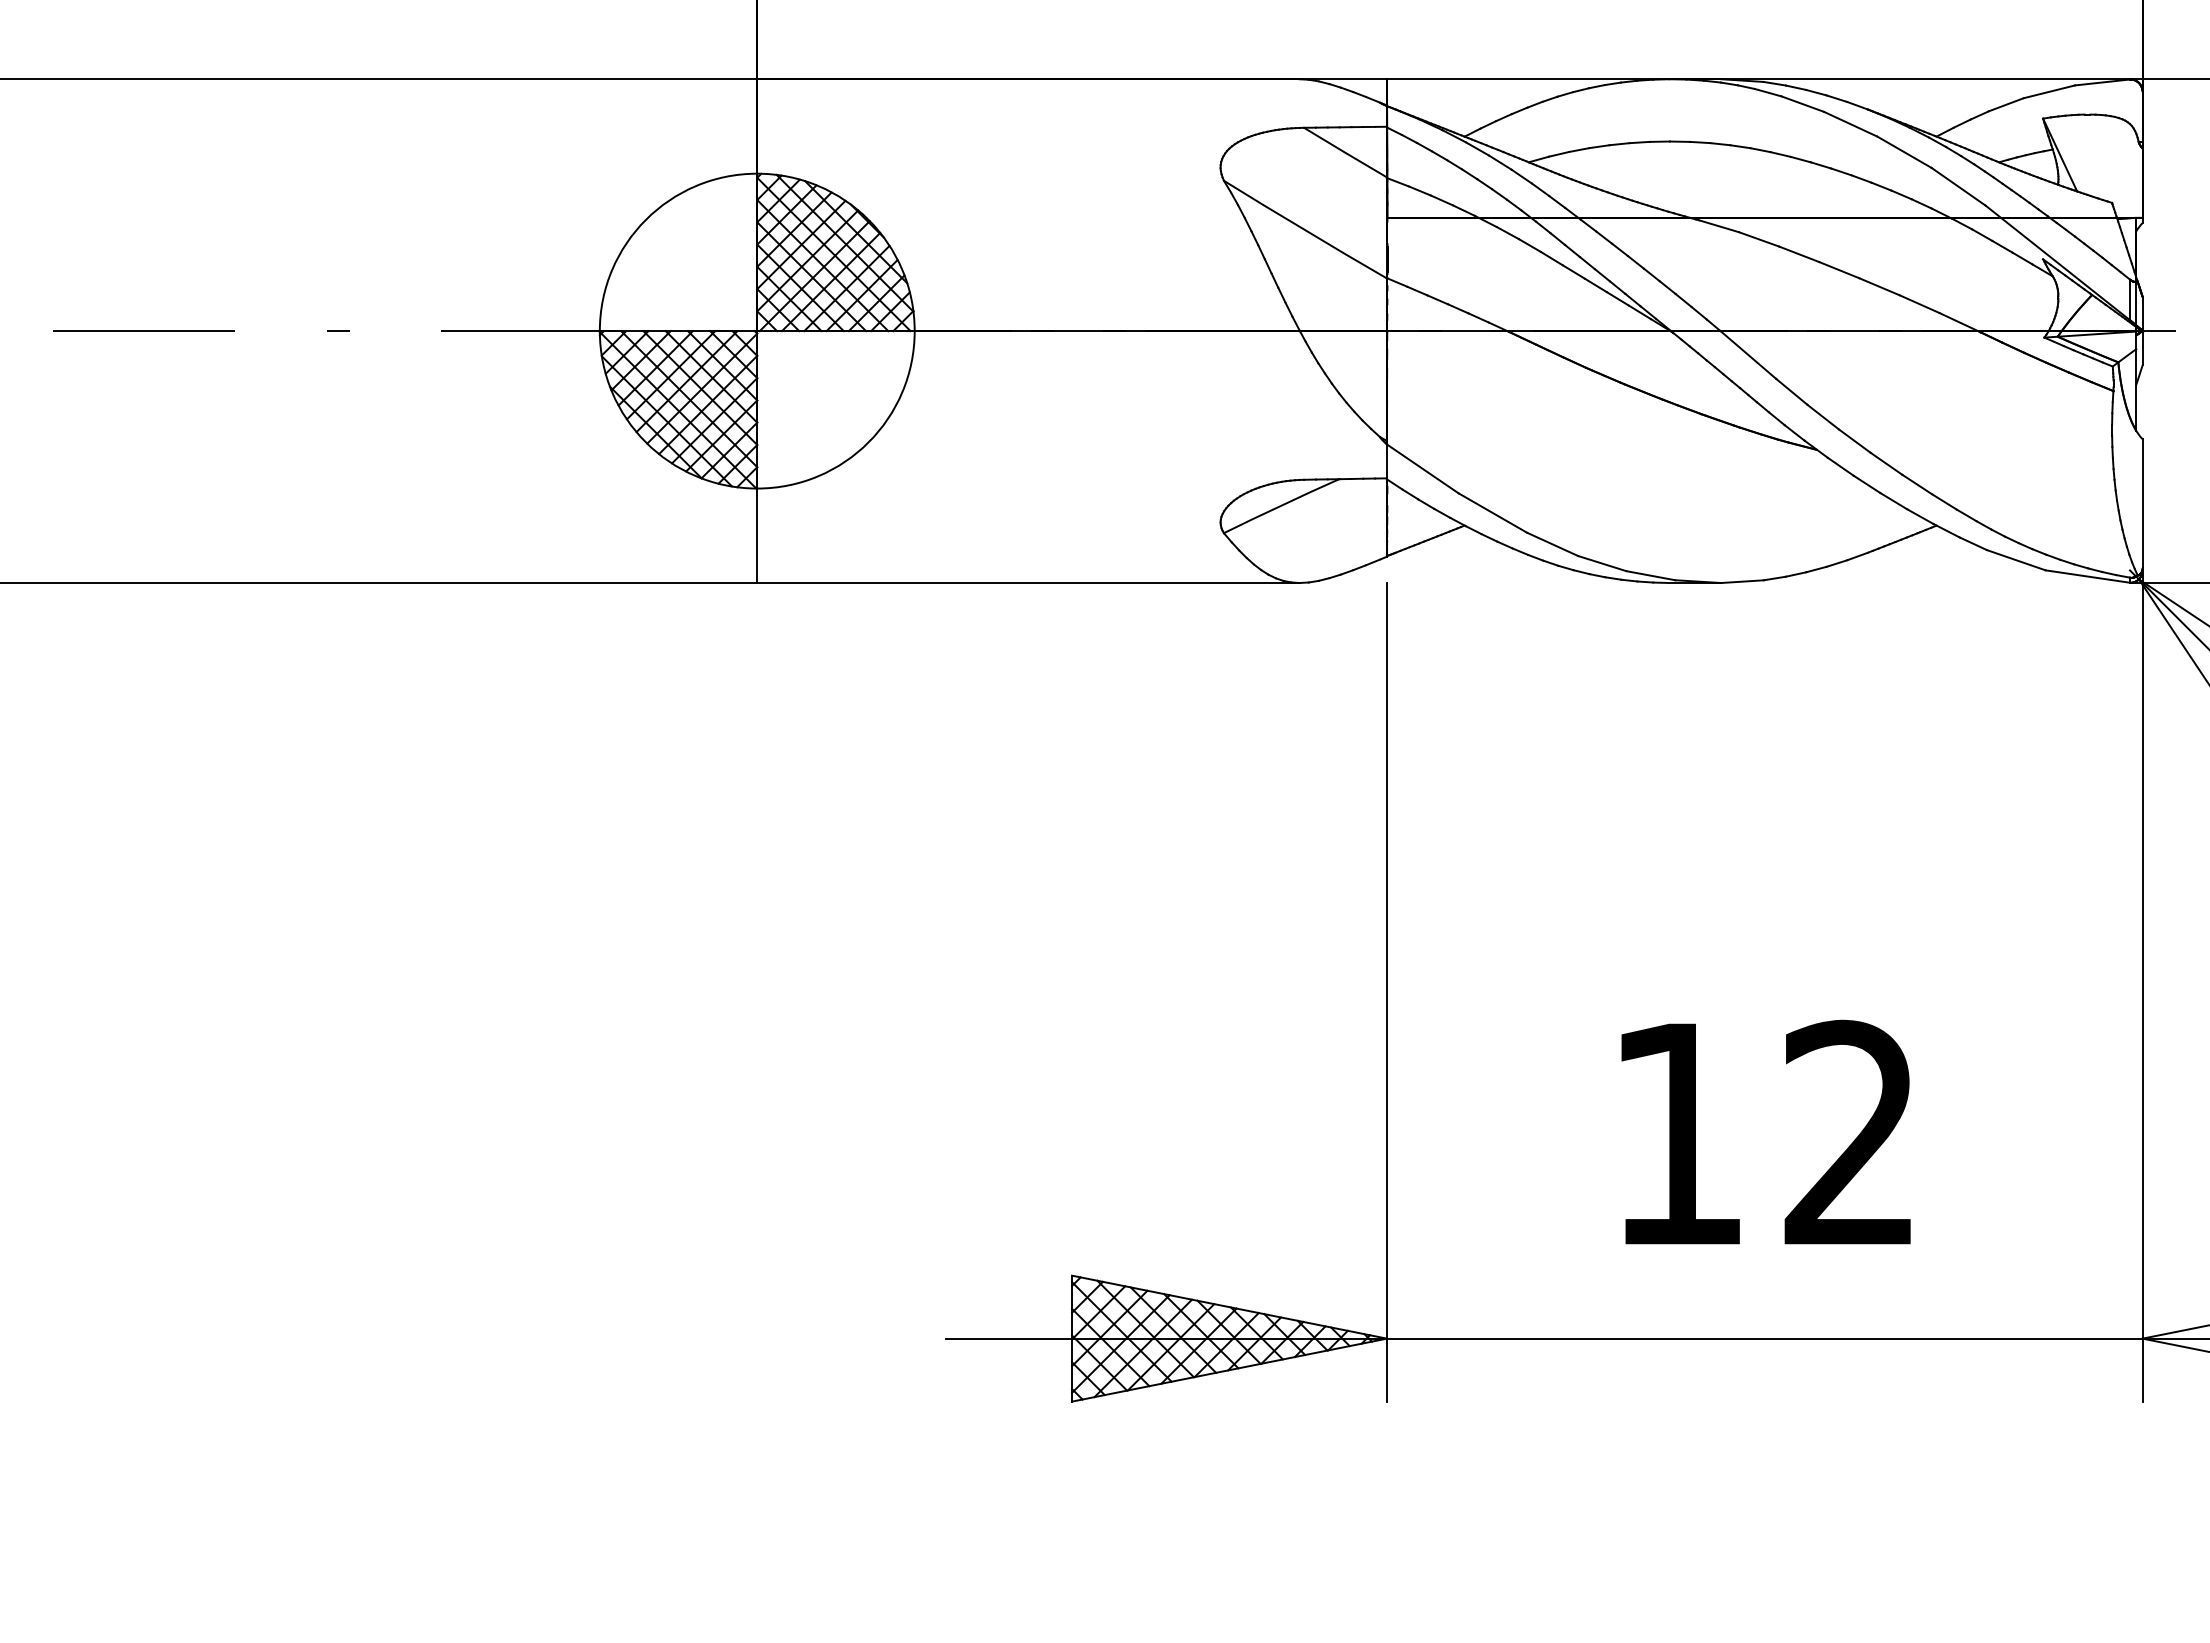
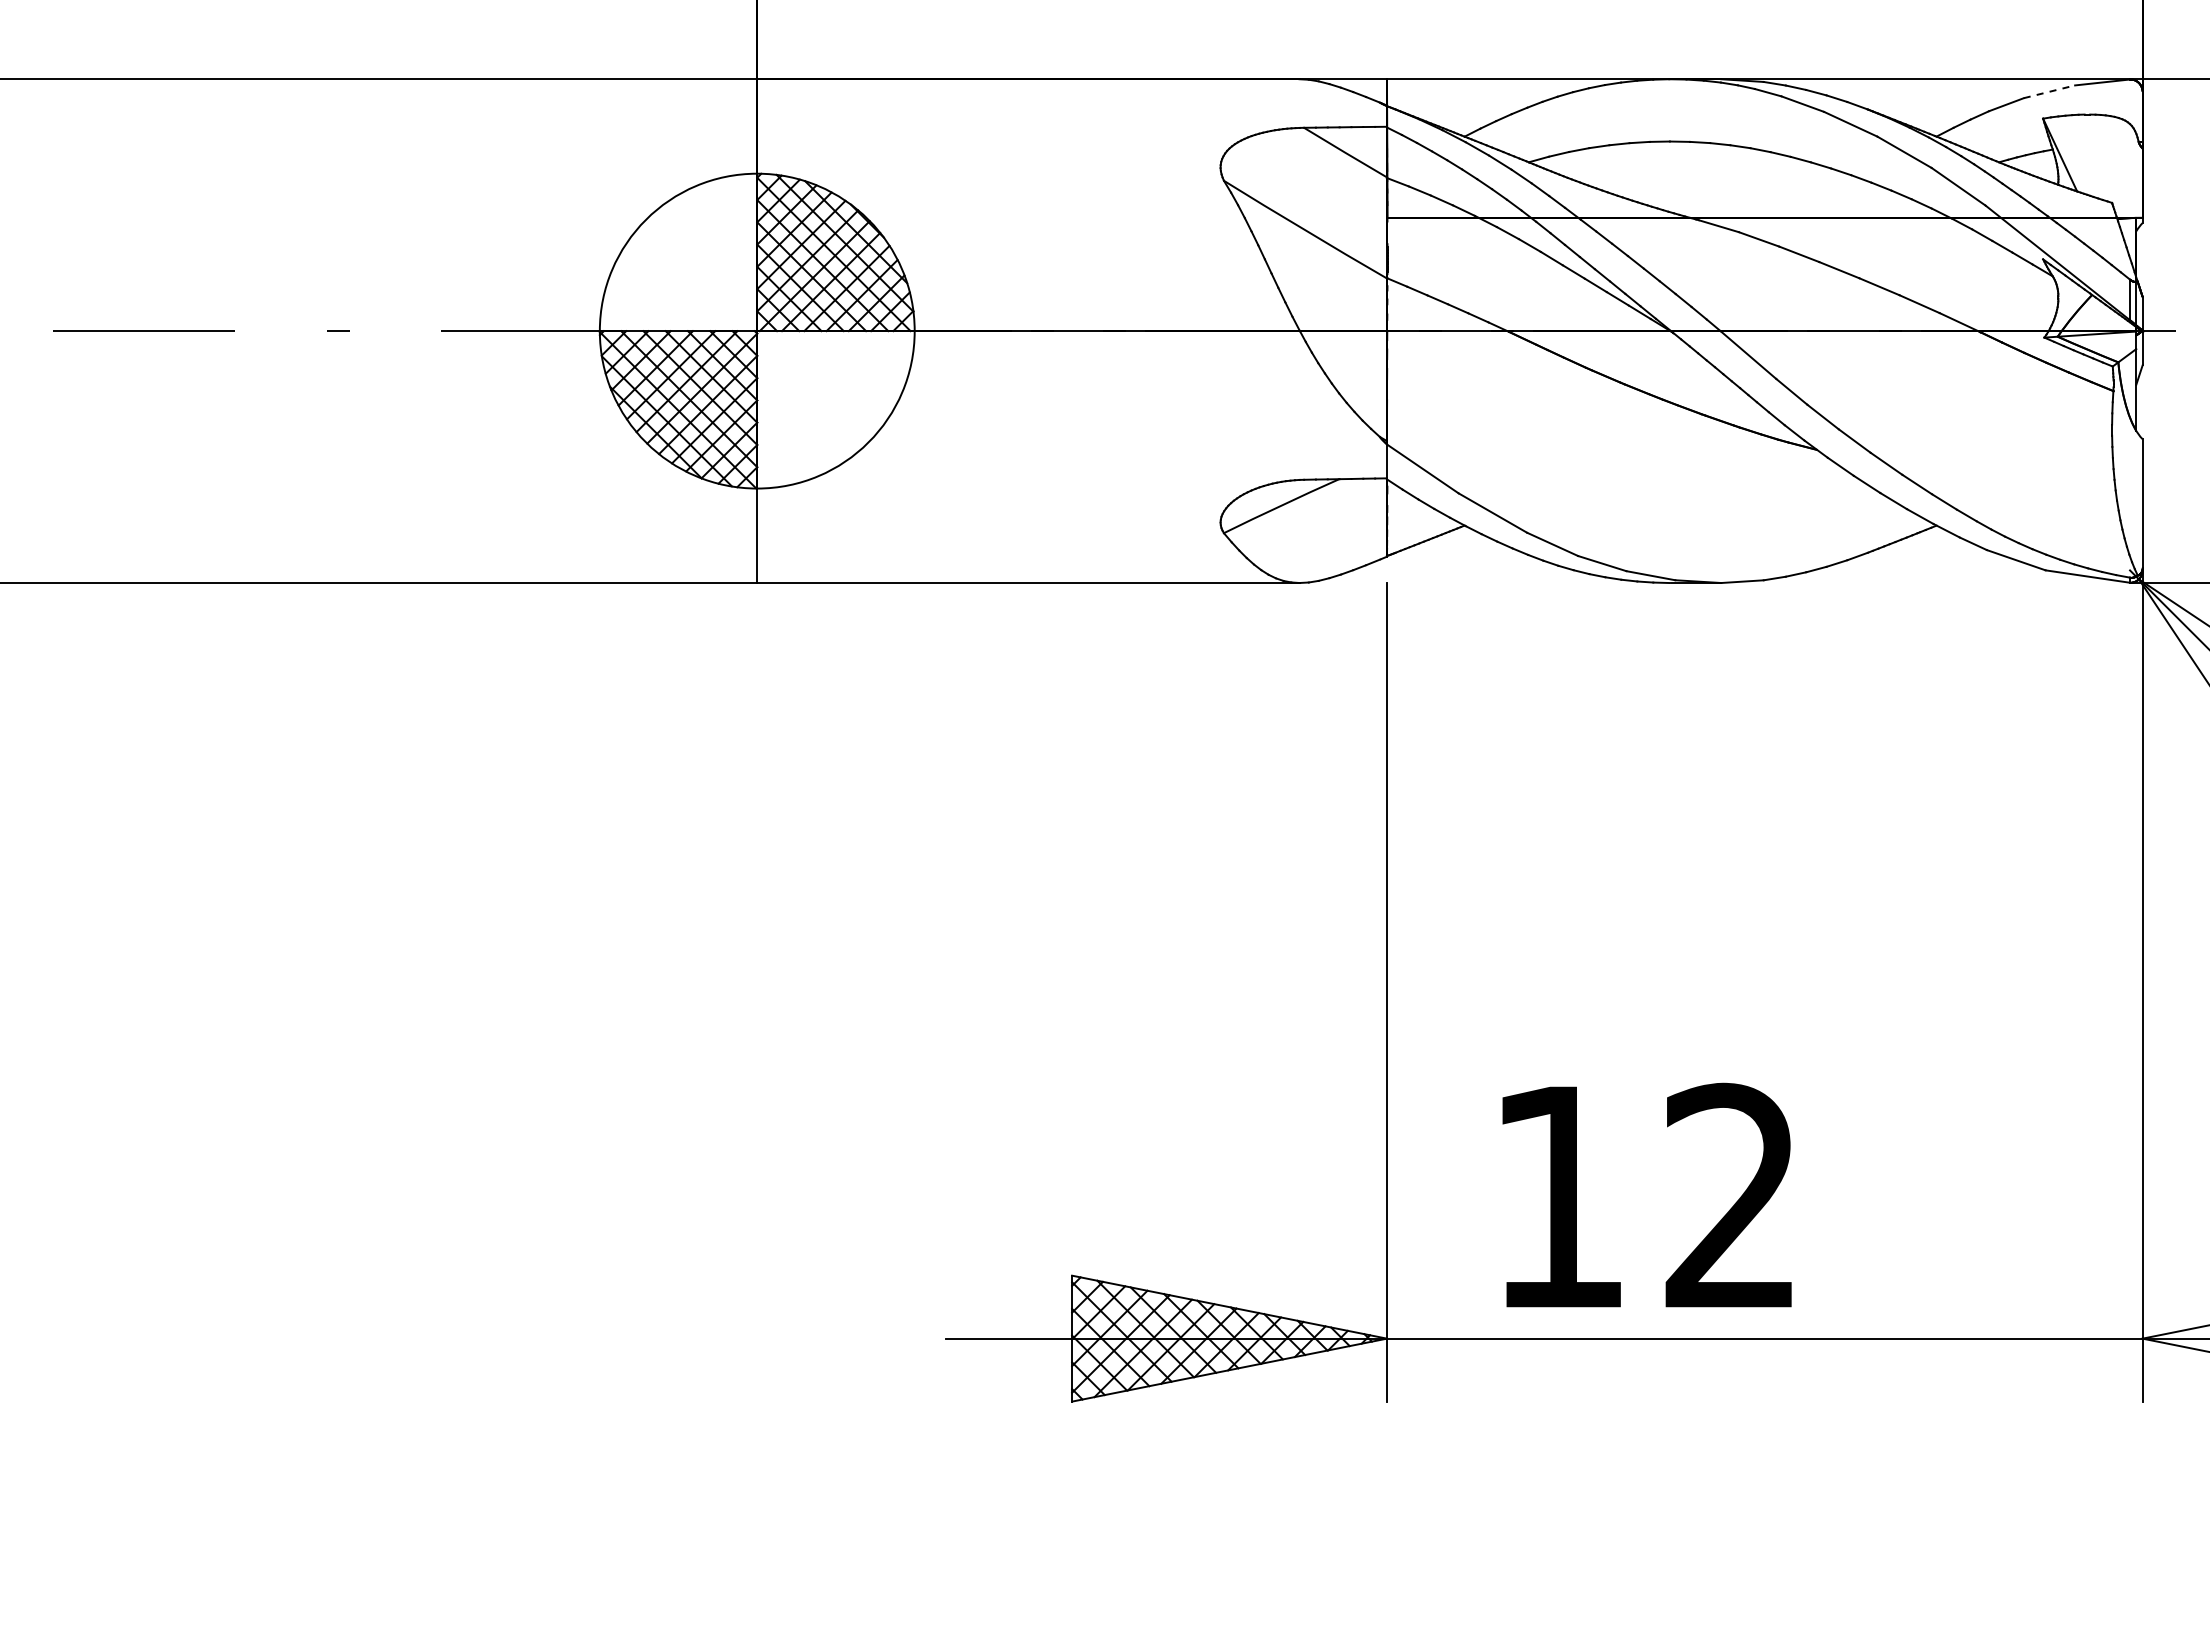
line: solid -> dashed (2049, 91)
text position: (1765, 1131) -> (1646, 1194) (1646, 1194)
